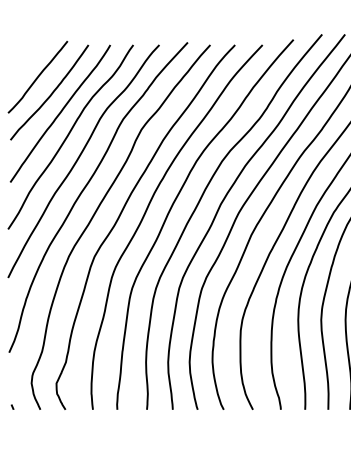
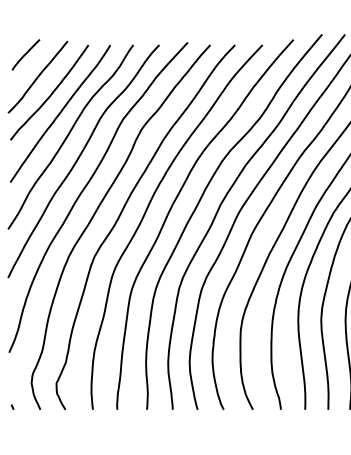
curve: none -> present (25, 54)
